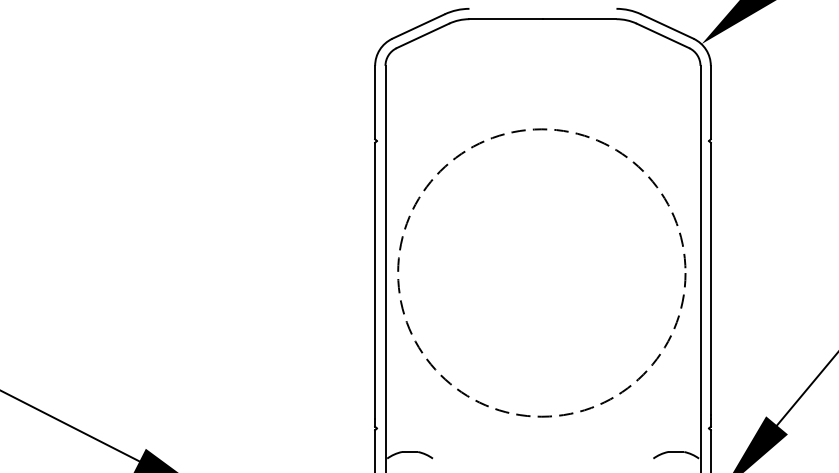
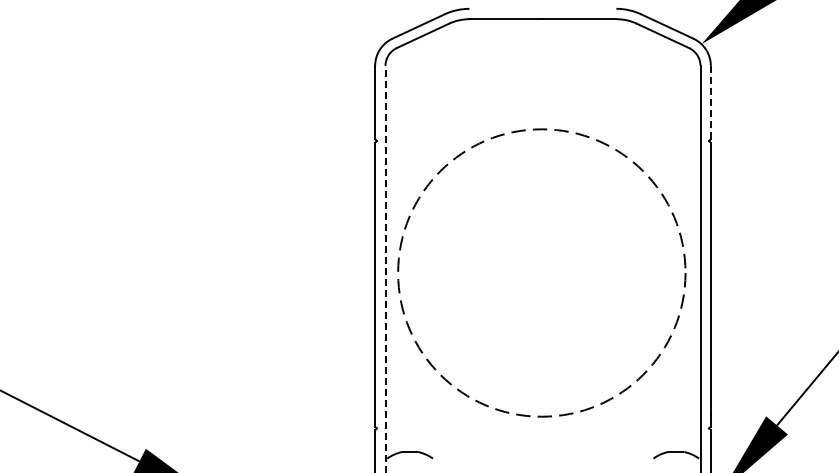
line: solid -> dashed (710, 102)
line: solid -> dashed (385, 268)
